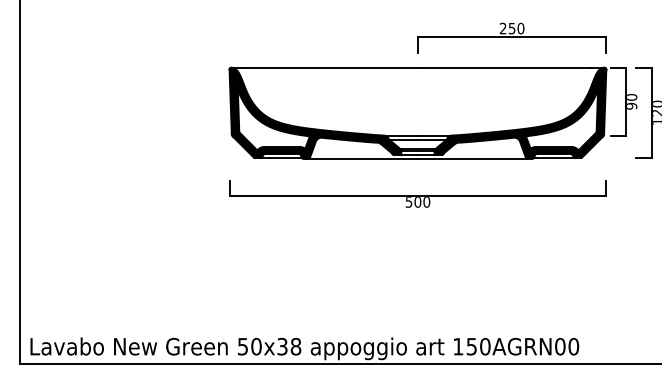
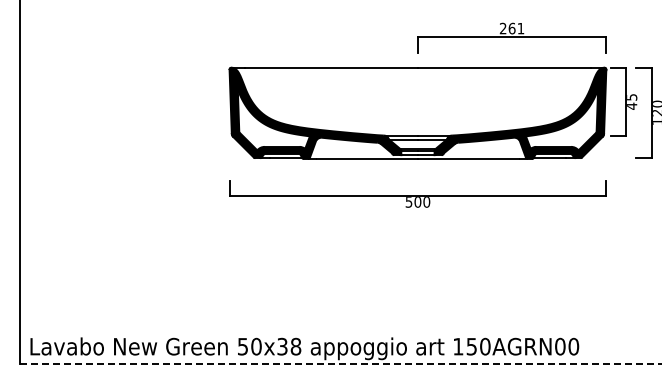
text: 250 -> 261 (516, 28)
text: 90 -> 45 (632, 101)
line: solid -> dashed (340, 363)
